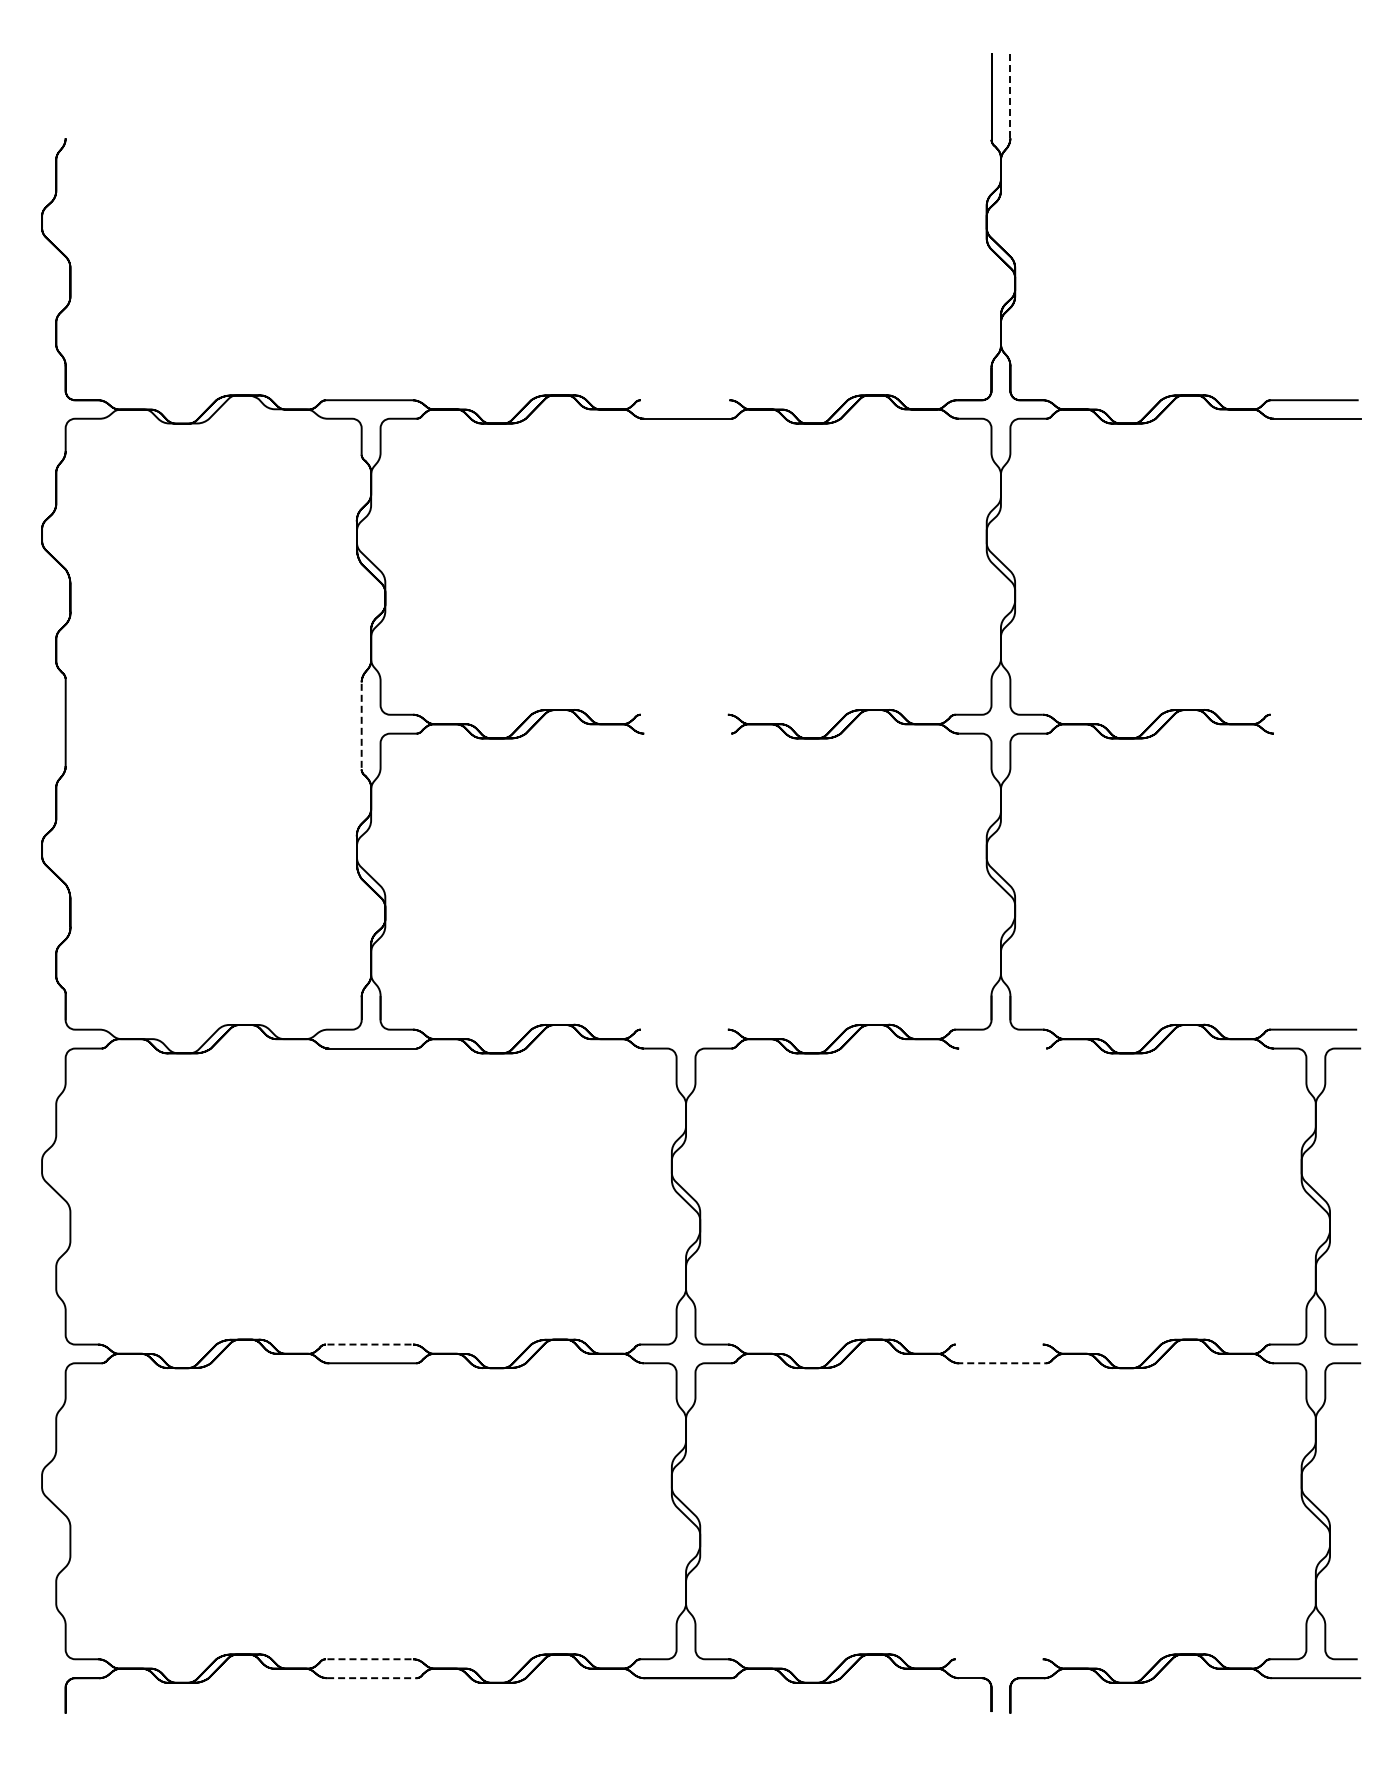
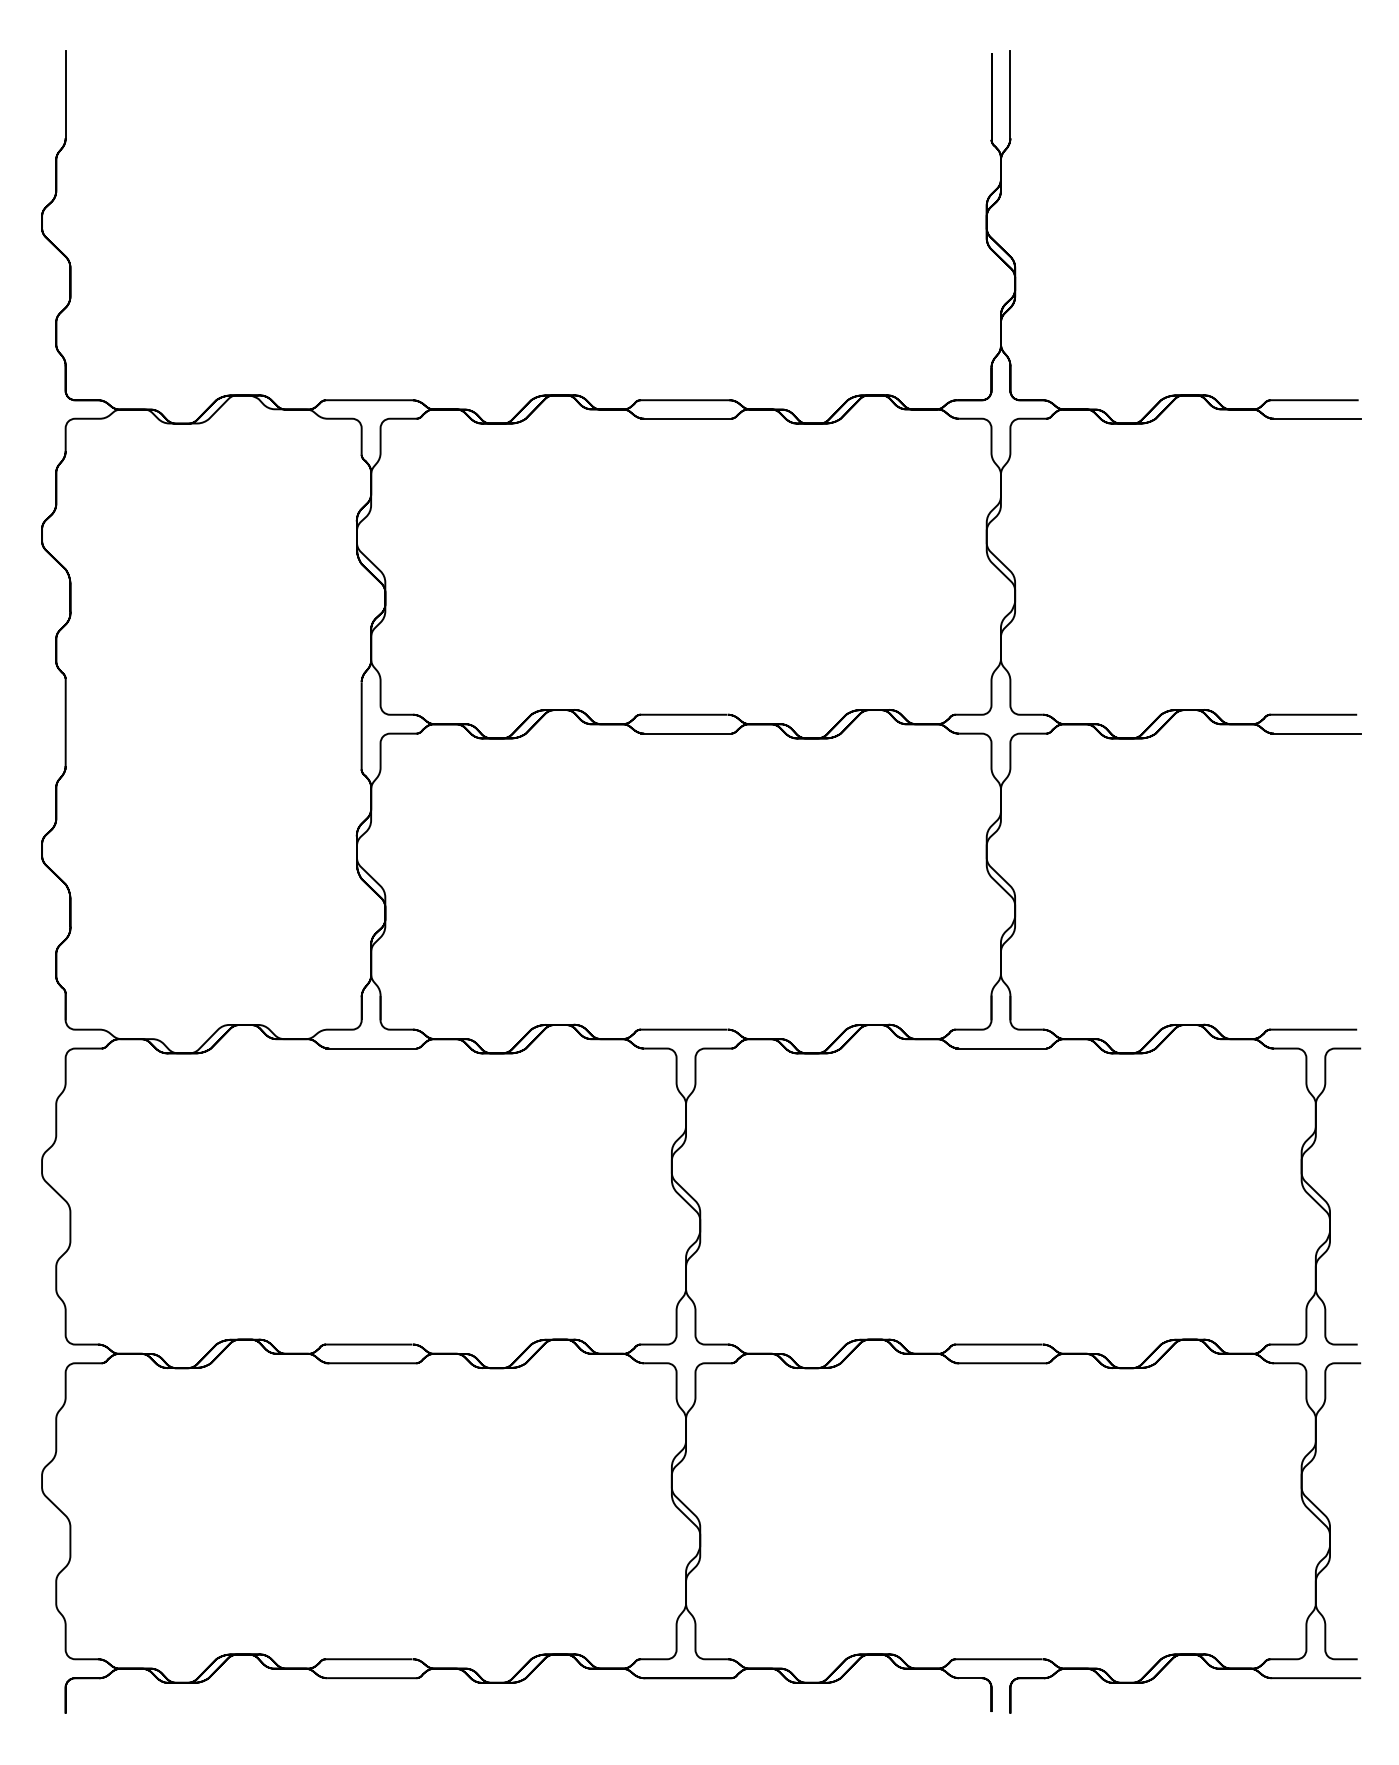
line: none -> present (65, 94)
line: dashed -> solid (1010, 94)
line: none -> present (684, 400)
line: none -> present (683, 714)
line: none -> present (1313, 714)
line: dashed -> solid (361, 726)
line: none -> present (686, 733)
line: none -> present (1316, 733)
line: none -> present (683, 1029)
line: none -> present (1001, 1048)
line: dashed -> solid (368, 1344)
line: none -> present (998, 1344)
line: dashed -> solid (1001, 1363)
line: dashed -> solid (368, 1659)
line: none -> present (998, 1659)
line: dashed -> solid (371, 1678)
